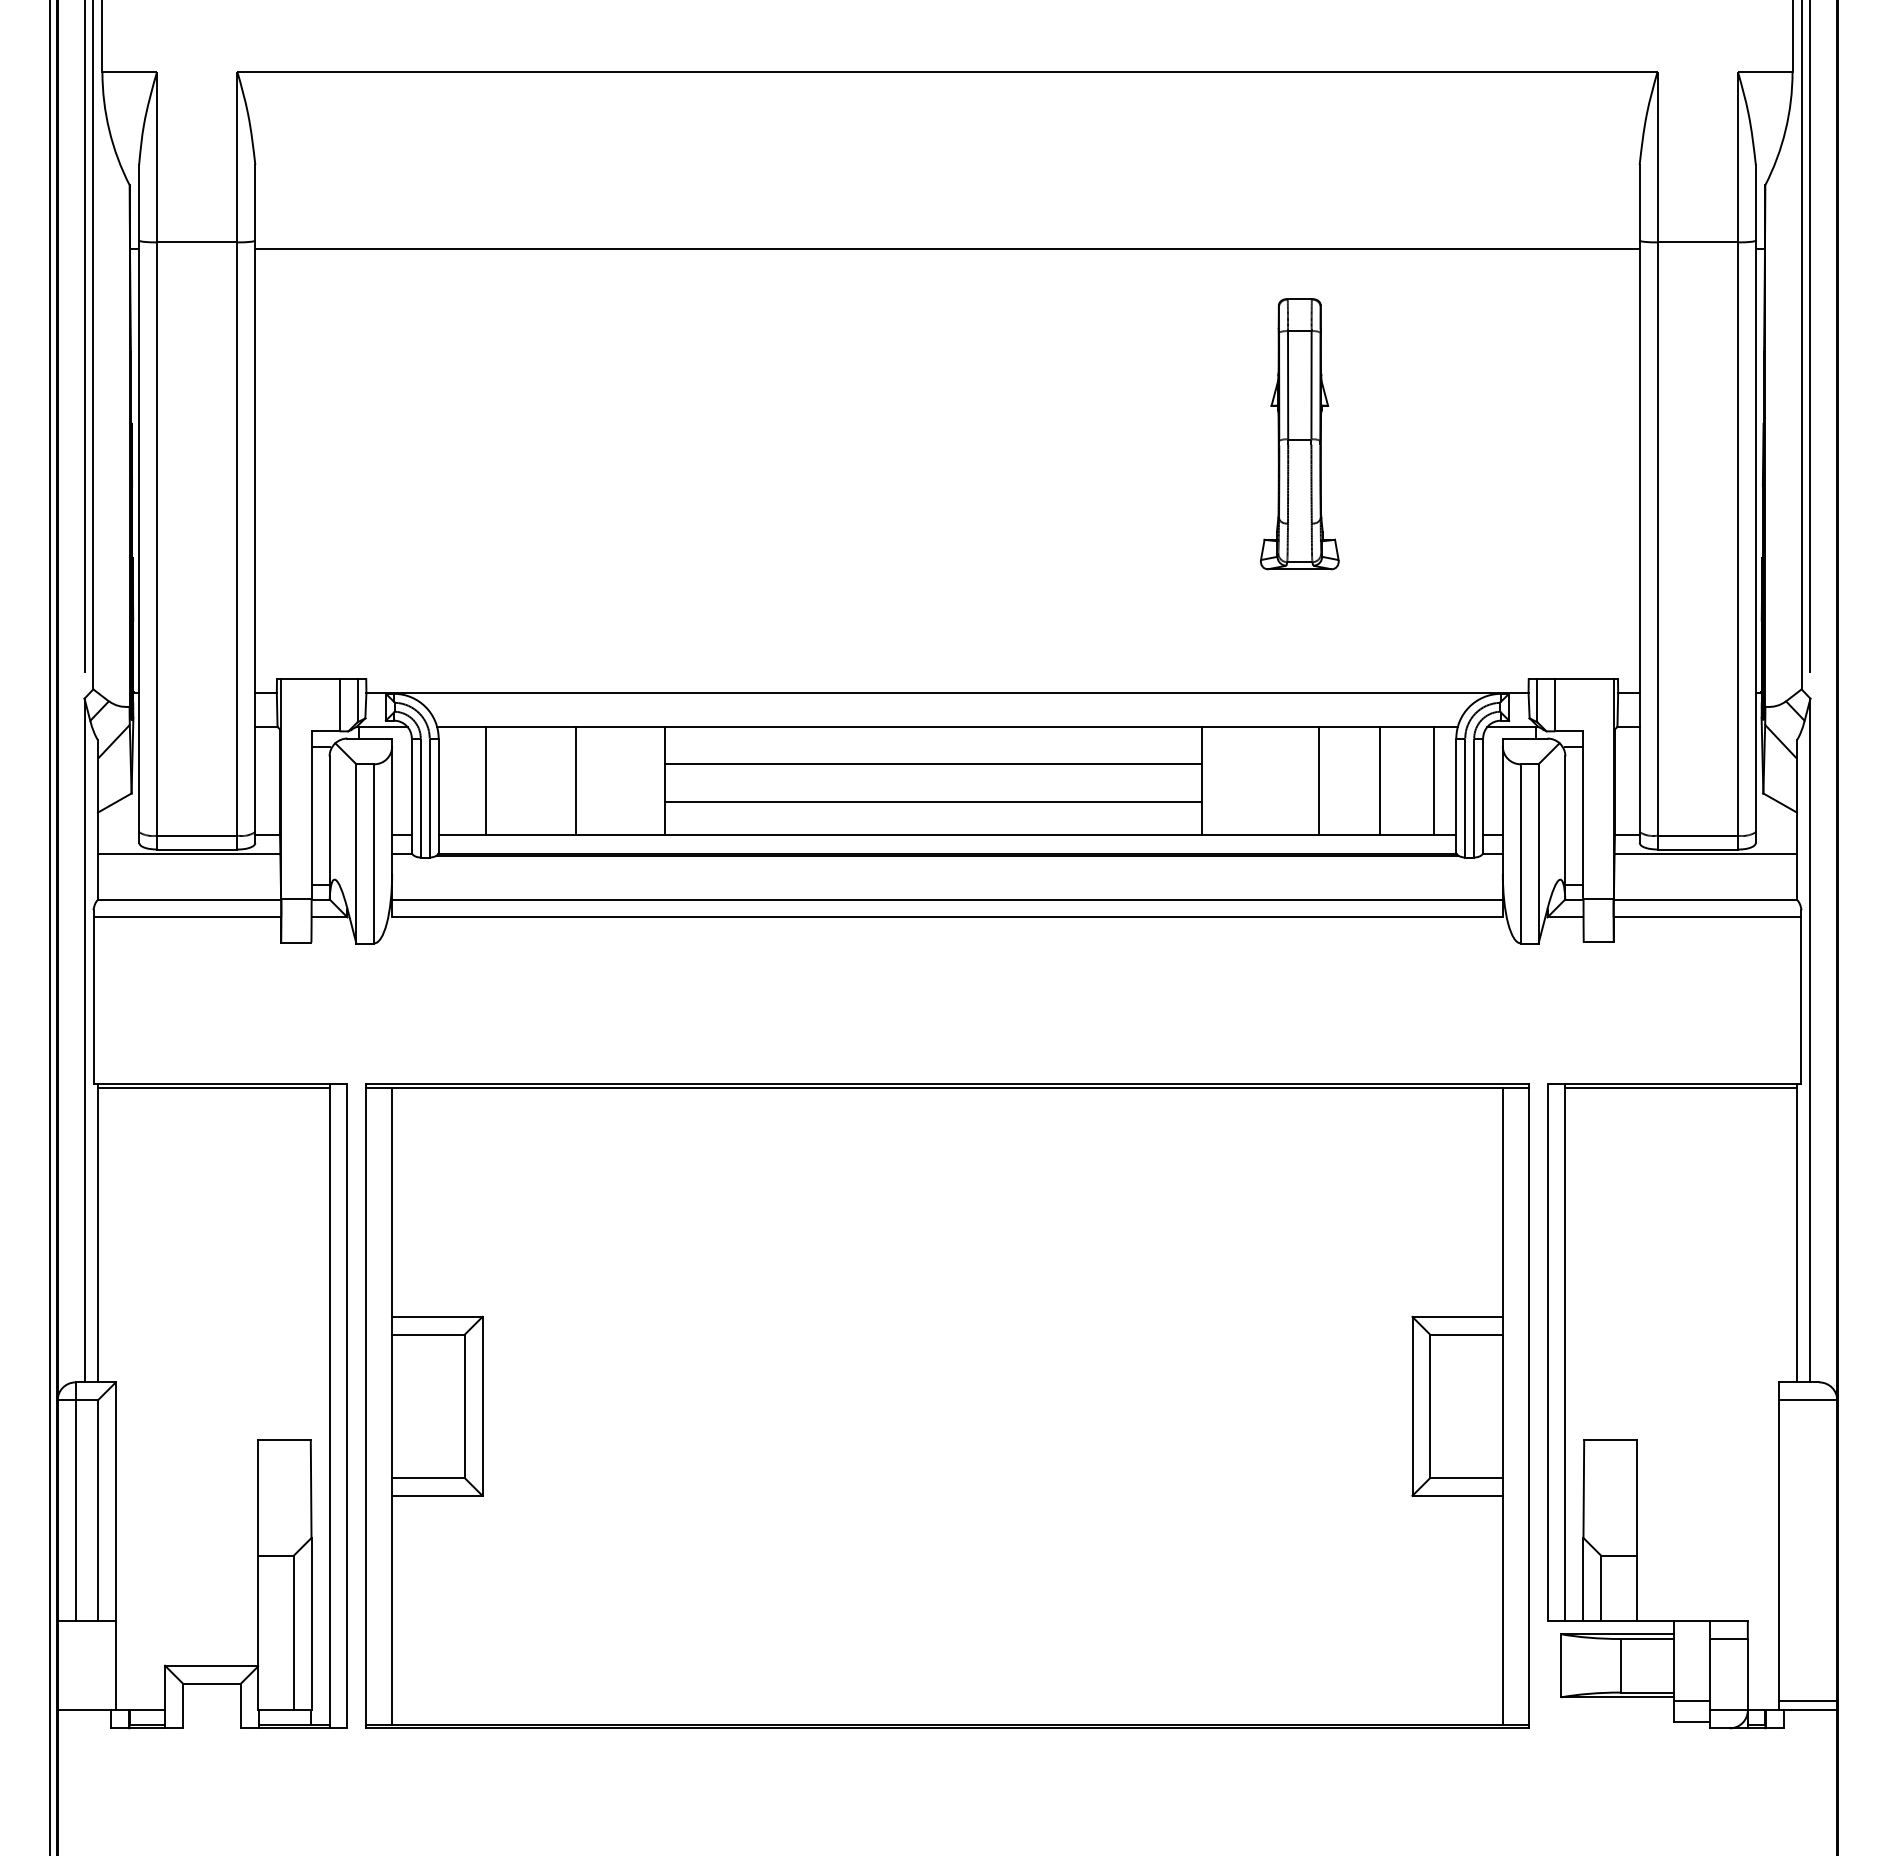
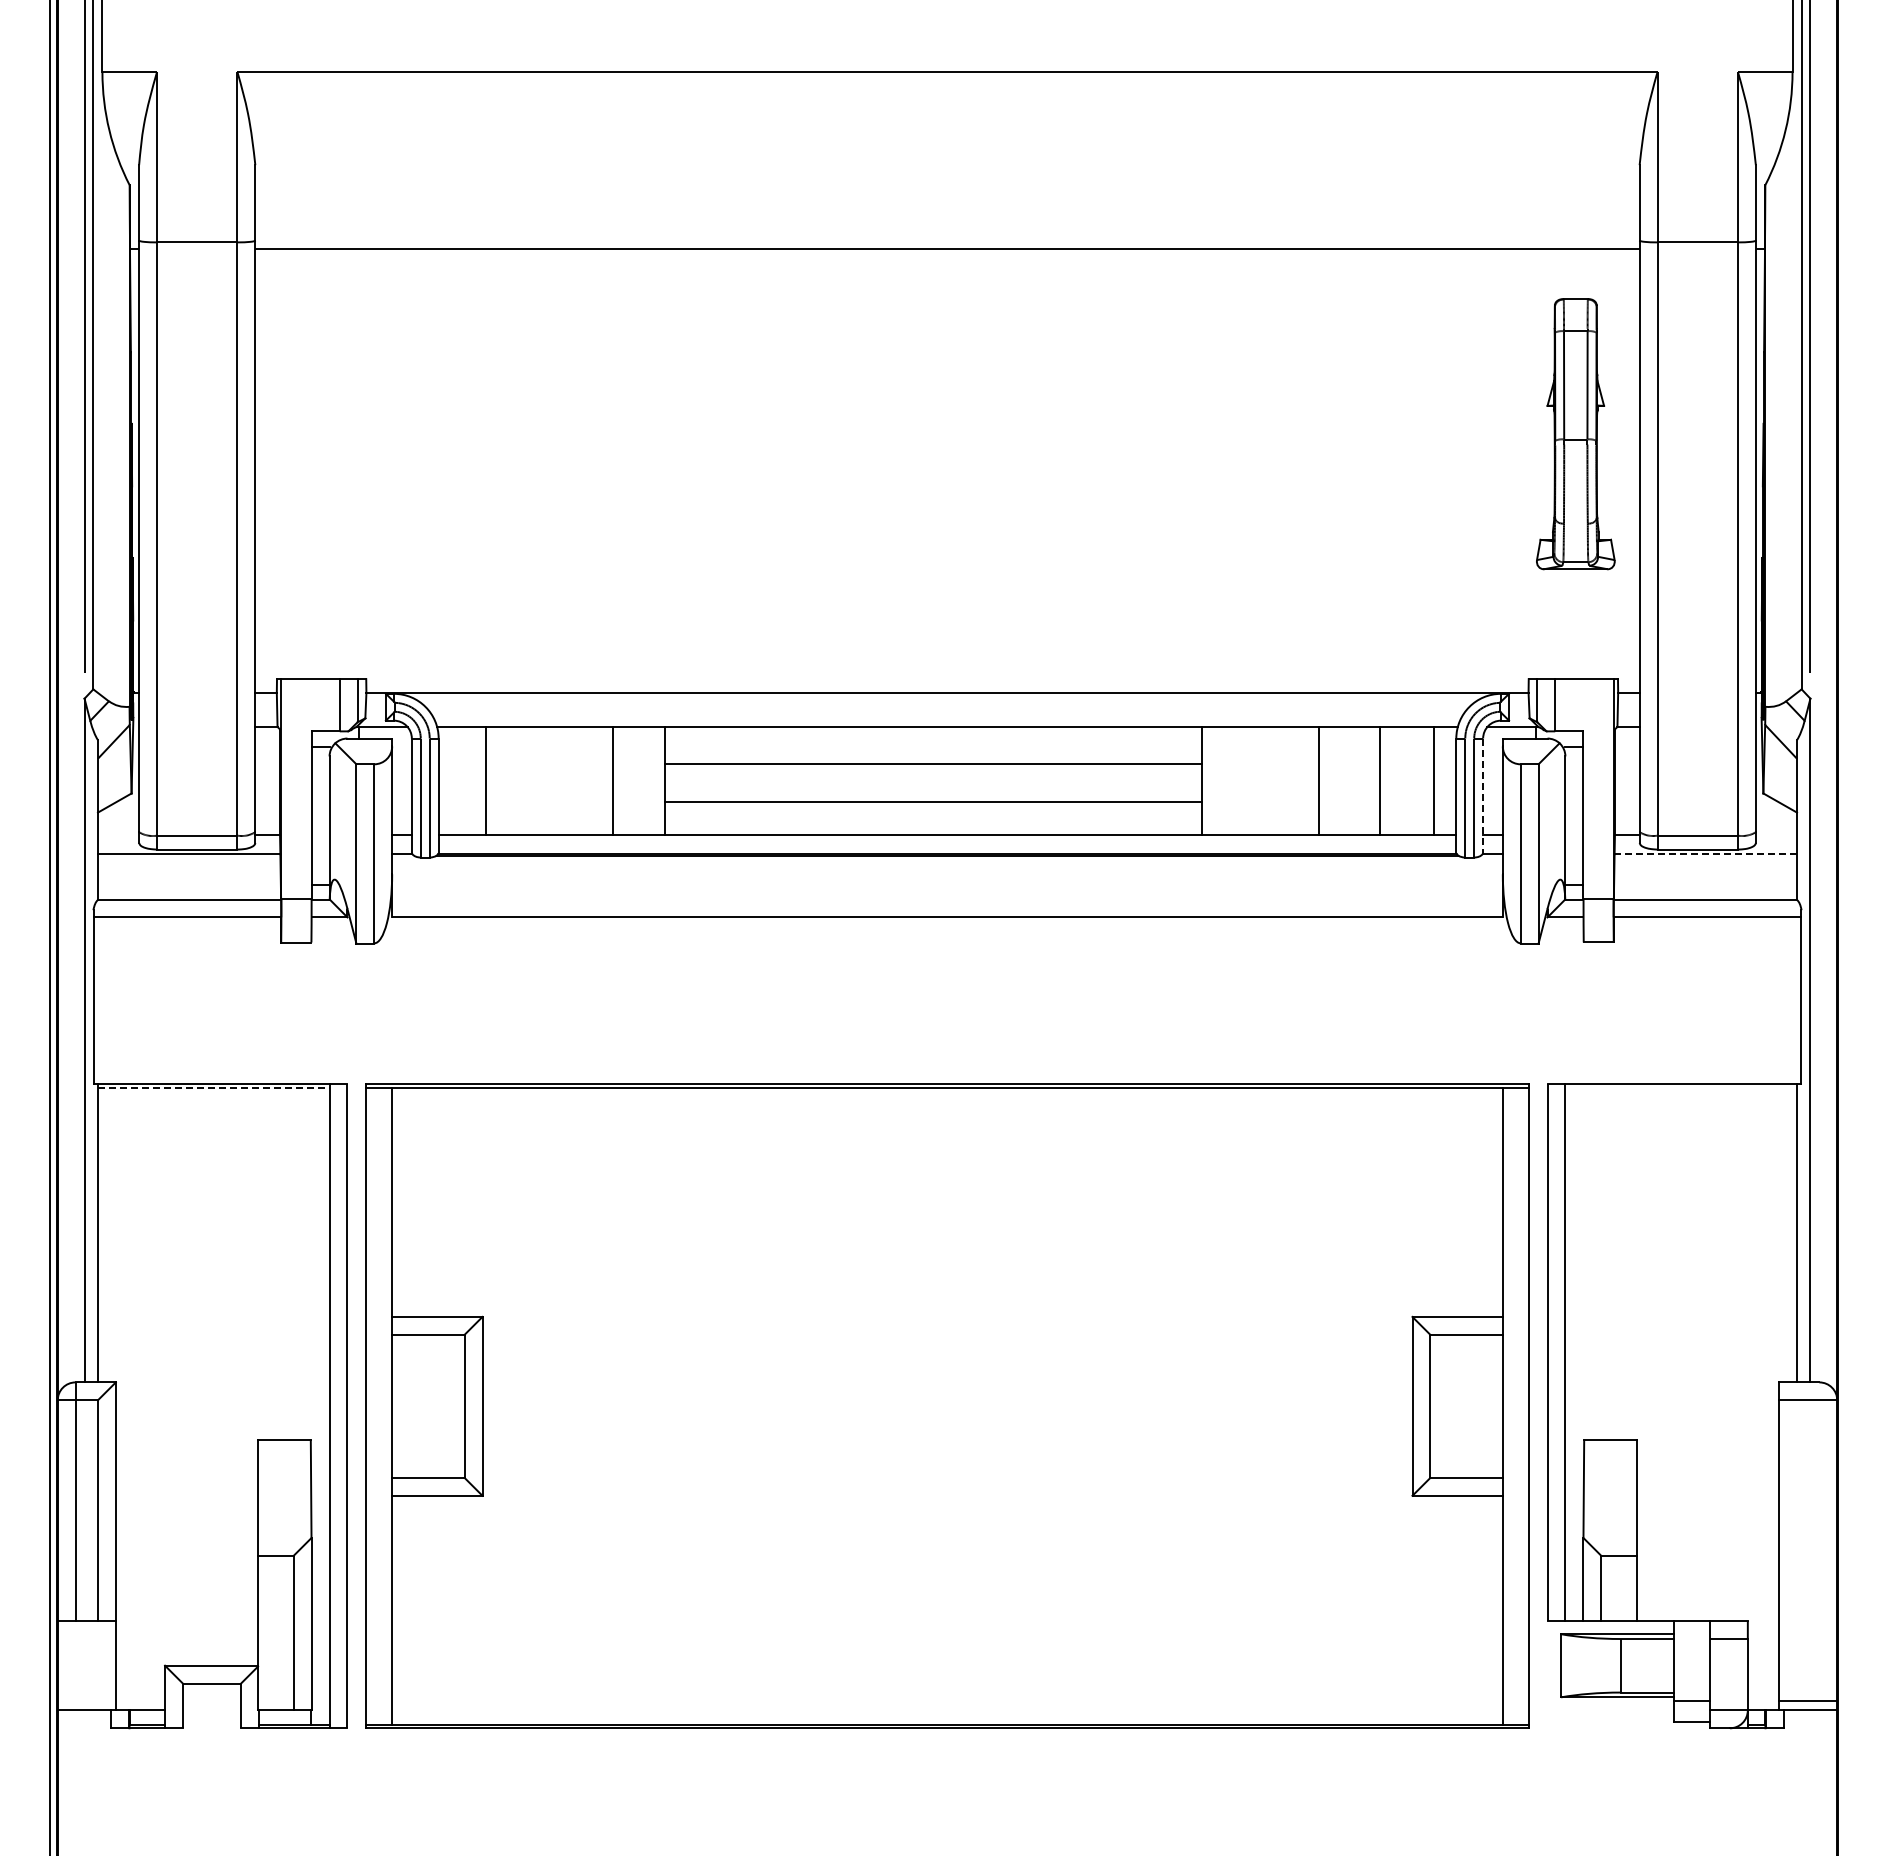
part position: (1299, 434) -> (1575, 434) (1575, 434)
line position: (575, 780) -> (612, 780) (612, 780)
line: solid -> dashed (1483, 796)
line: solid -> dashed (1705, 854)
line: present -> none (947, 899)
line: solid -> dashed (213, 1088)
line: present -> none (1681, 1088)
